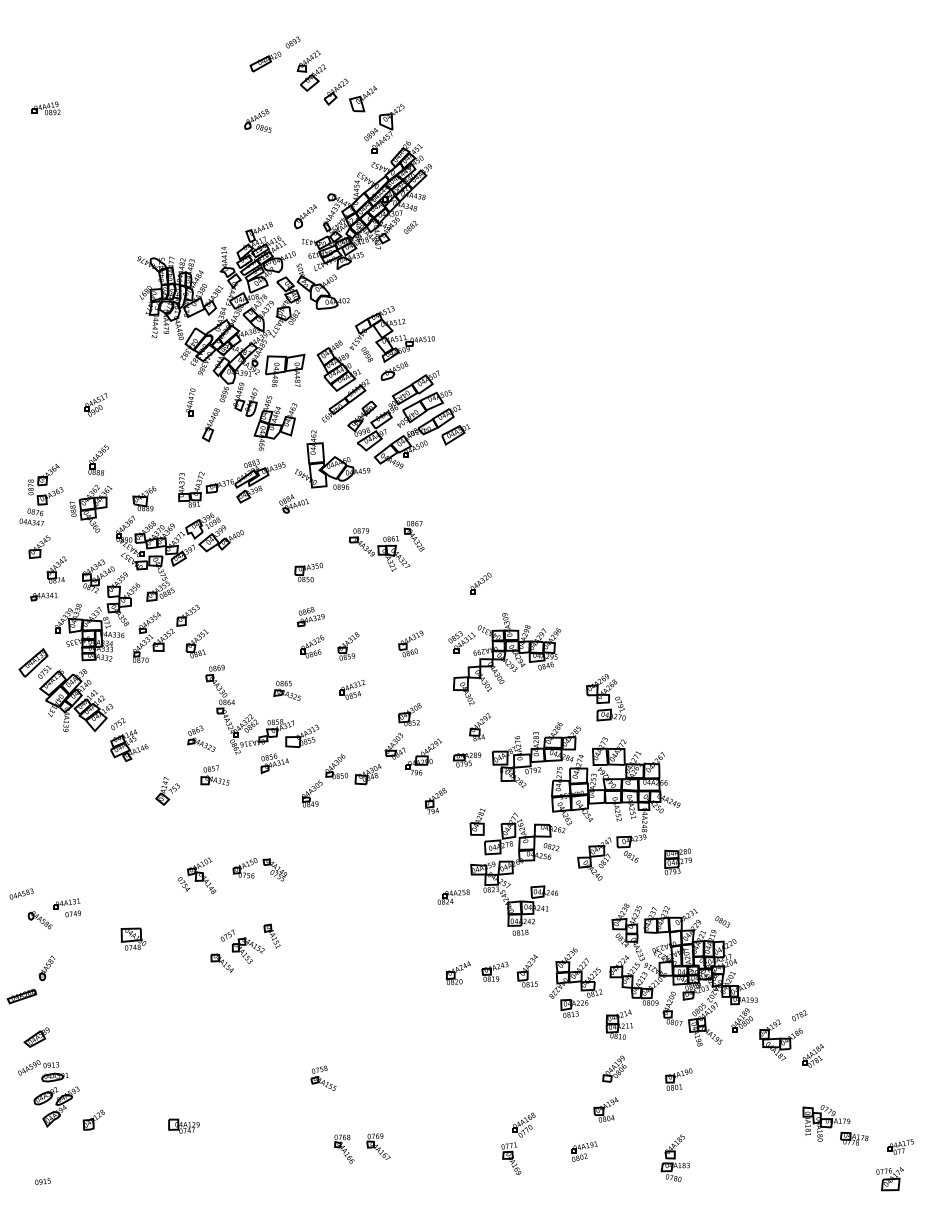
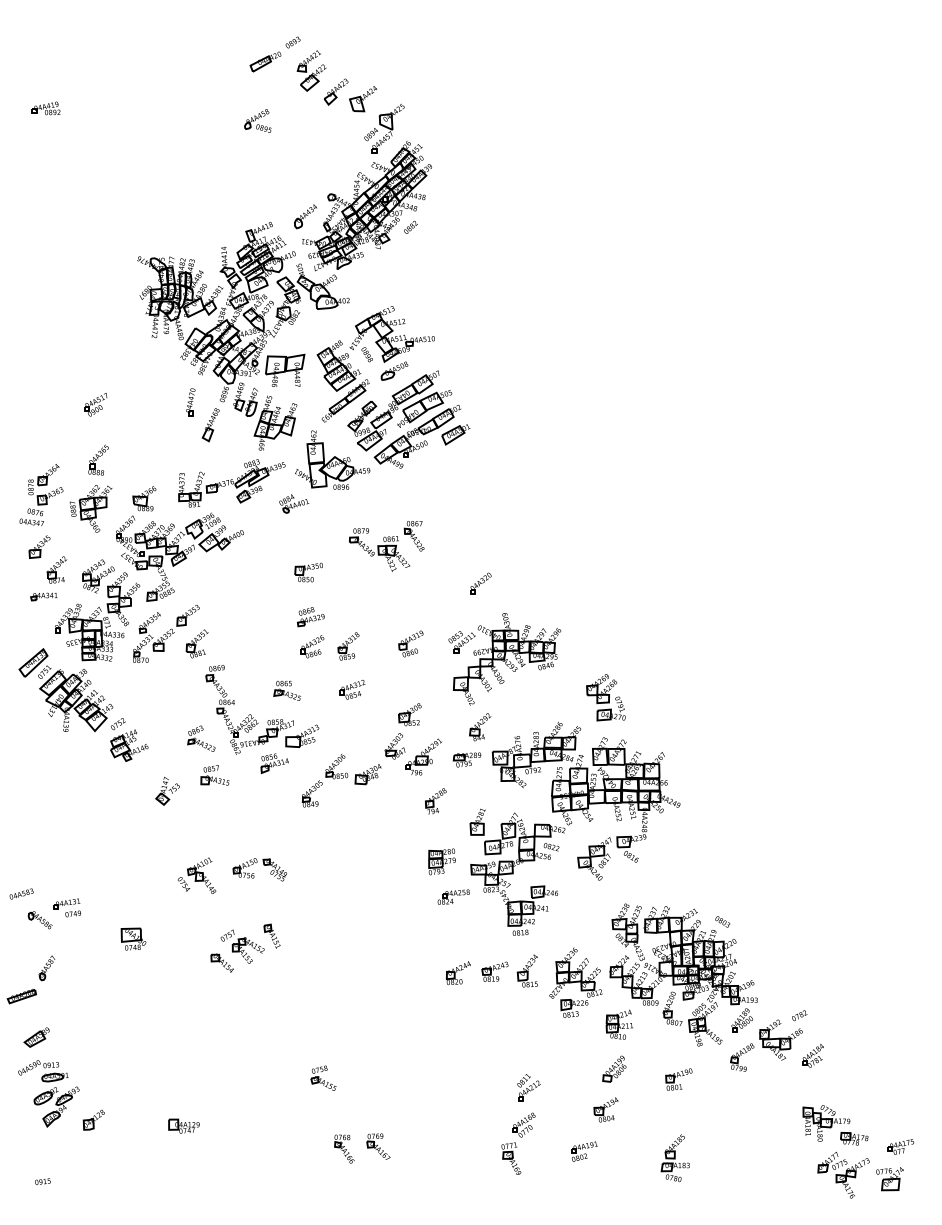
part position: (677, 861) -> (441, 861) (441, 861)
part: none -> present (742, 1057)
part: none -> present (528, 1087)
part: none -> present (843, 1174)
